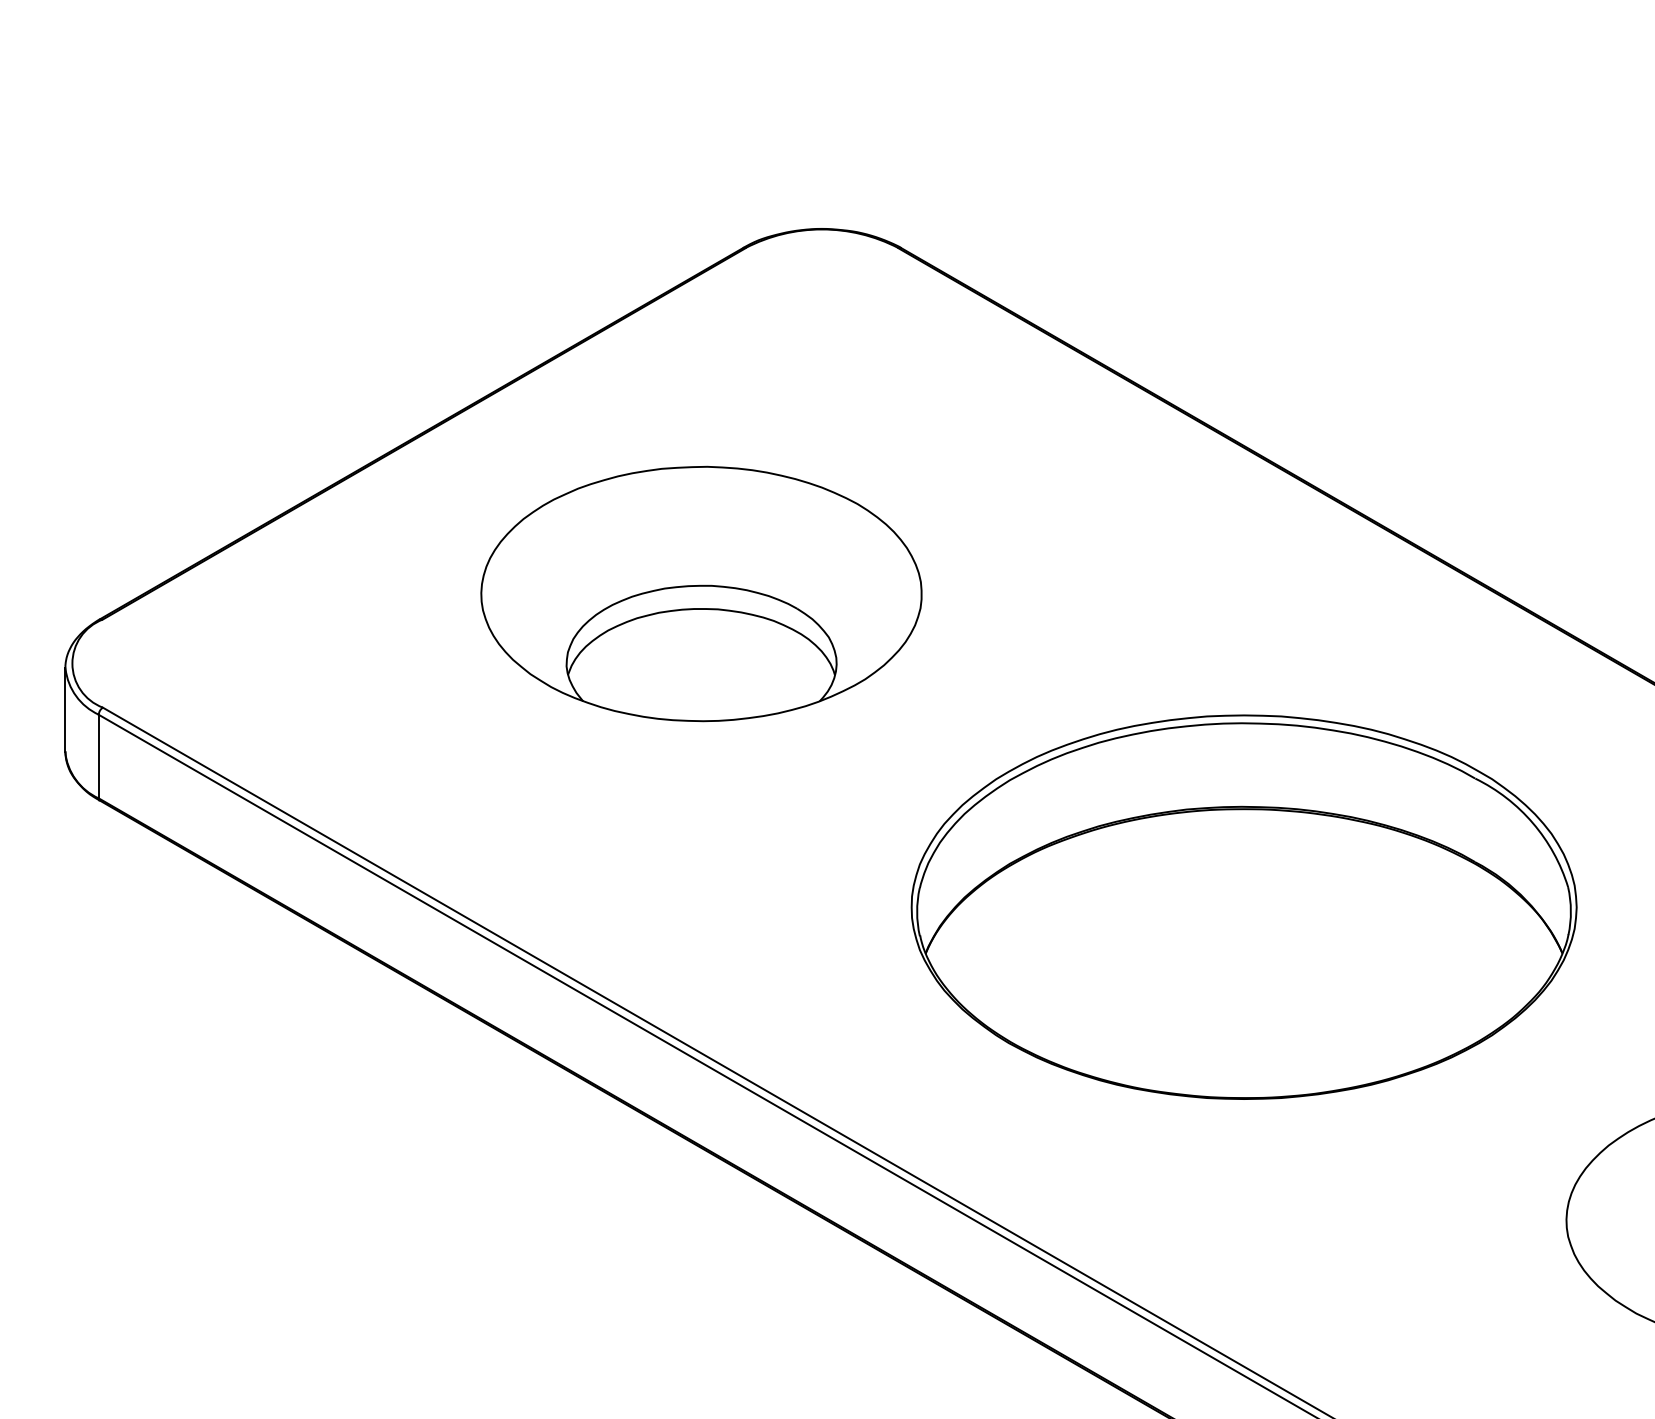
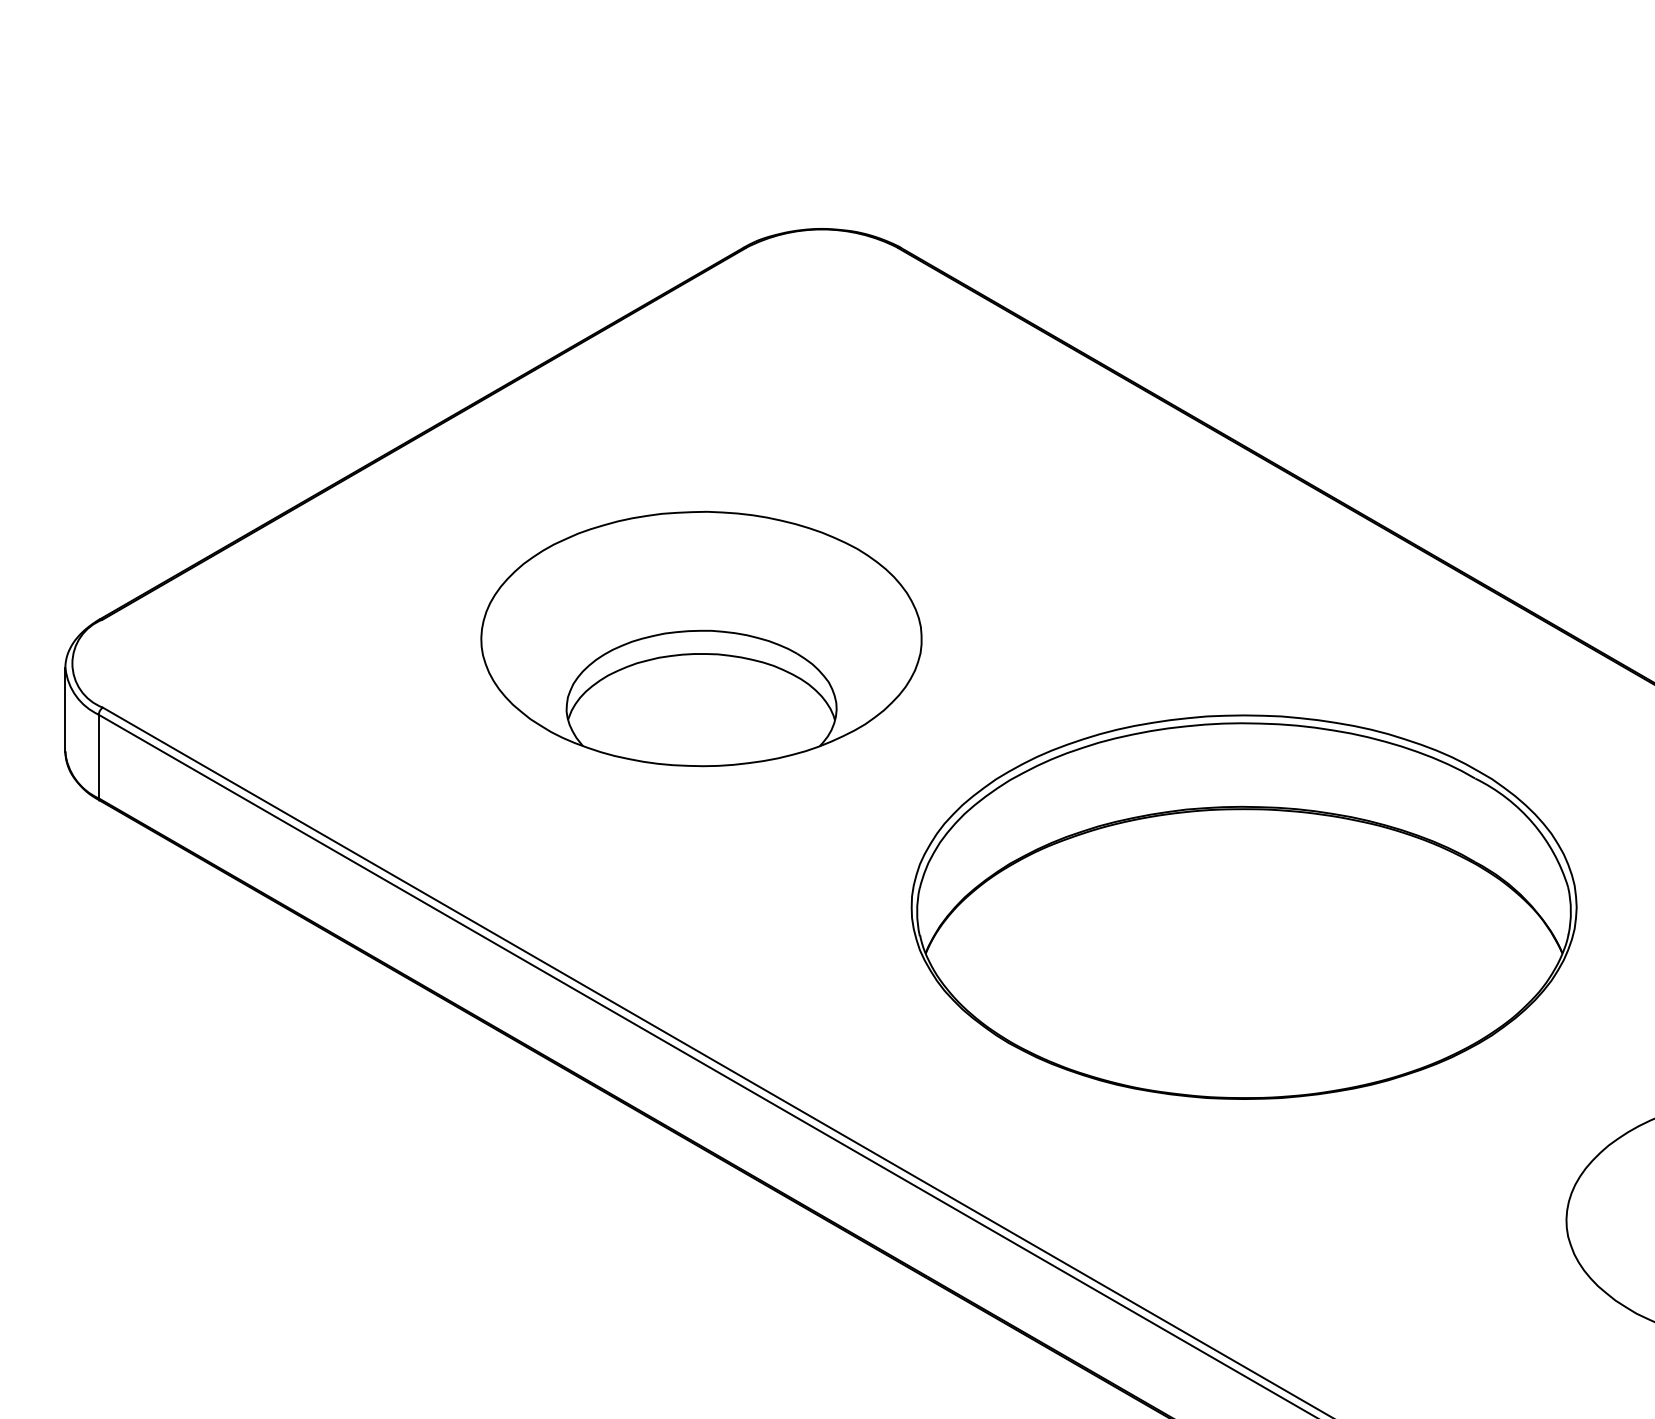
part position: (701, 593) -> (701, 638) (701, 638)
